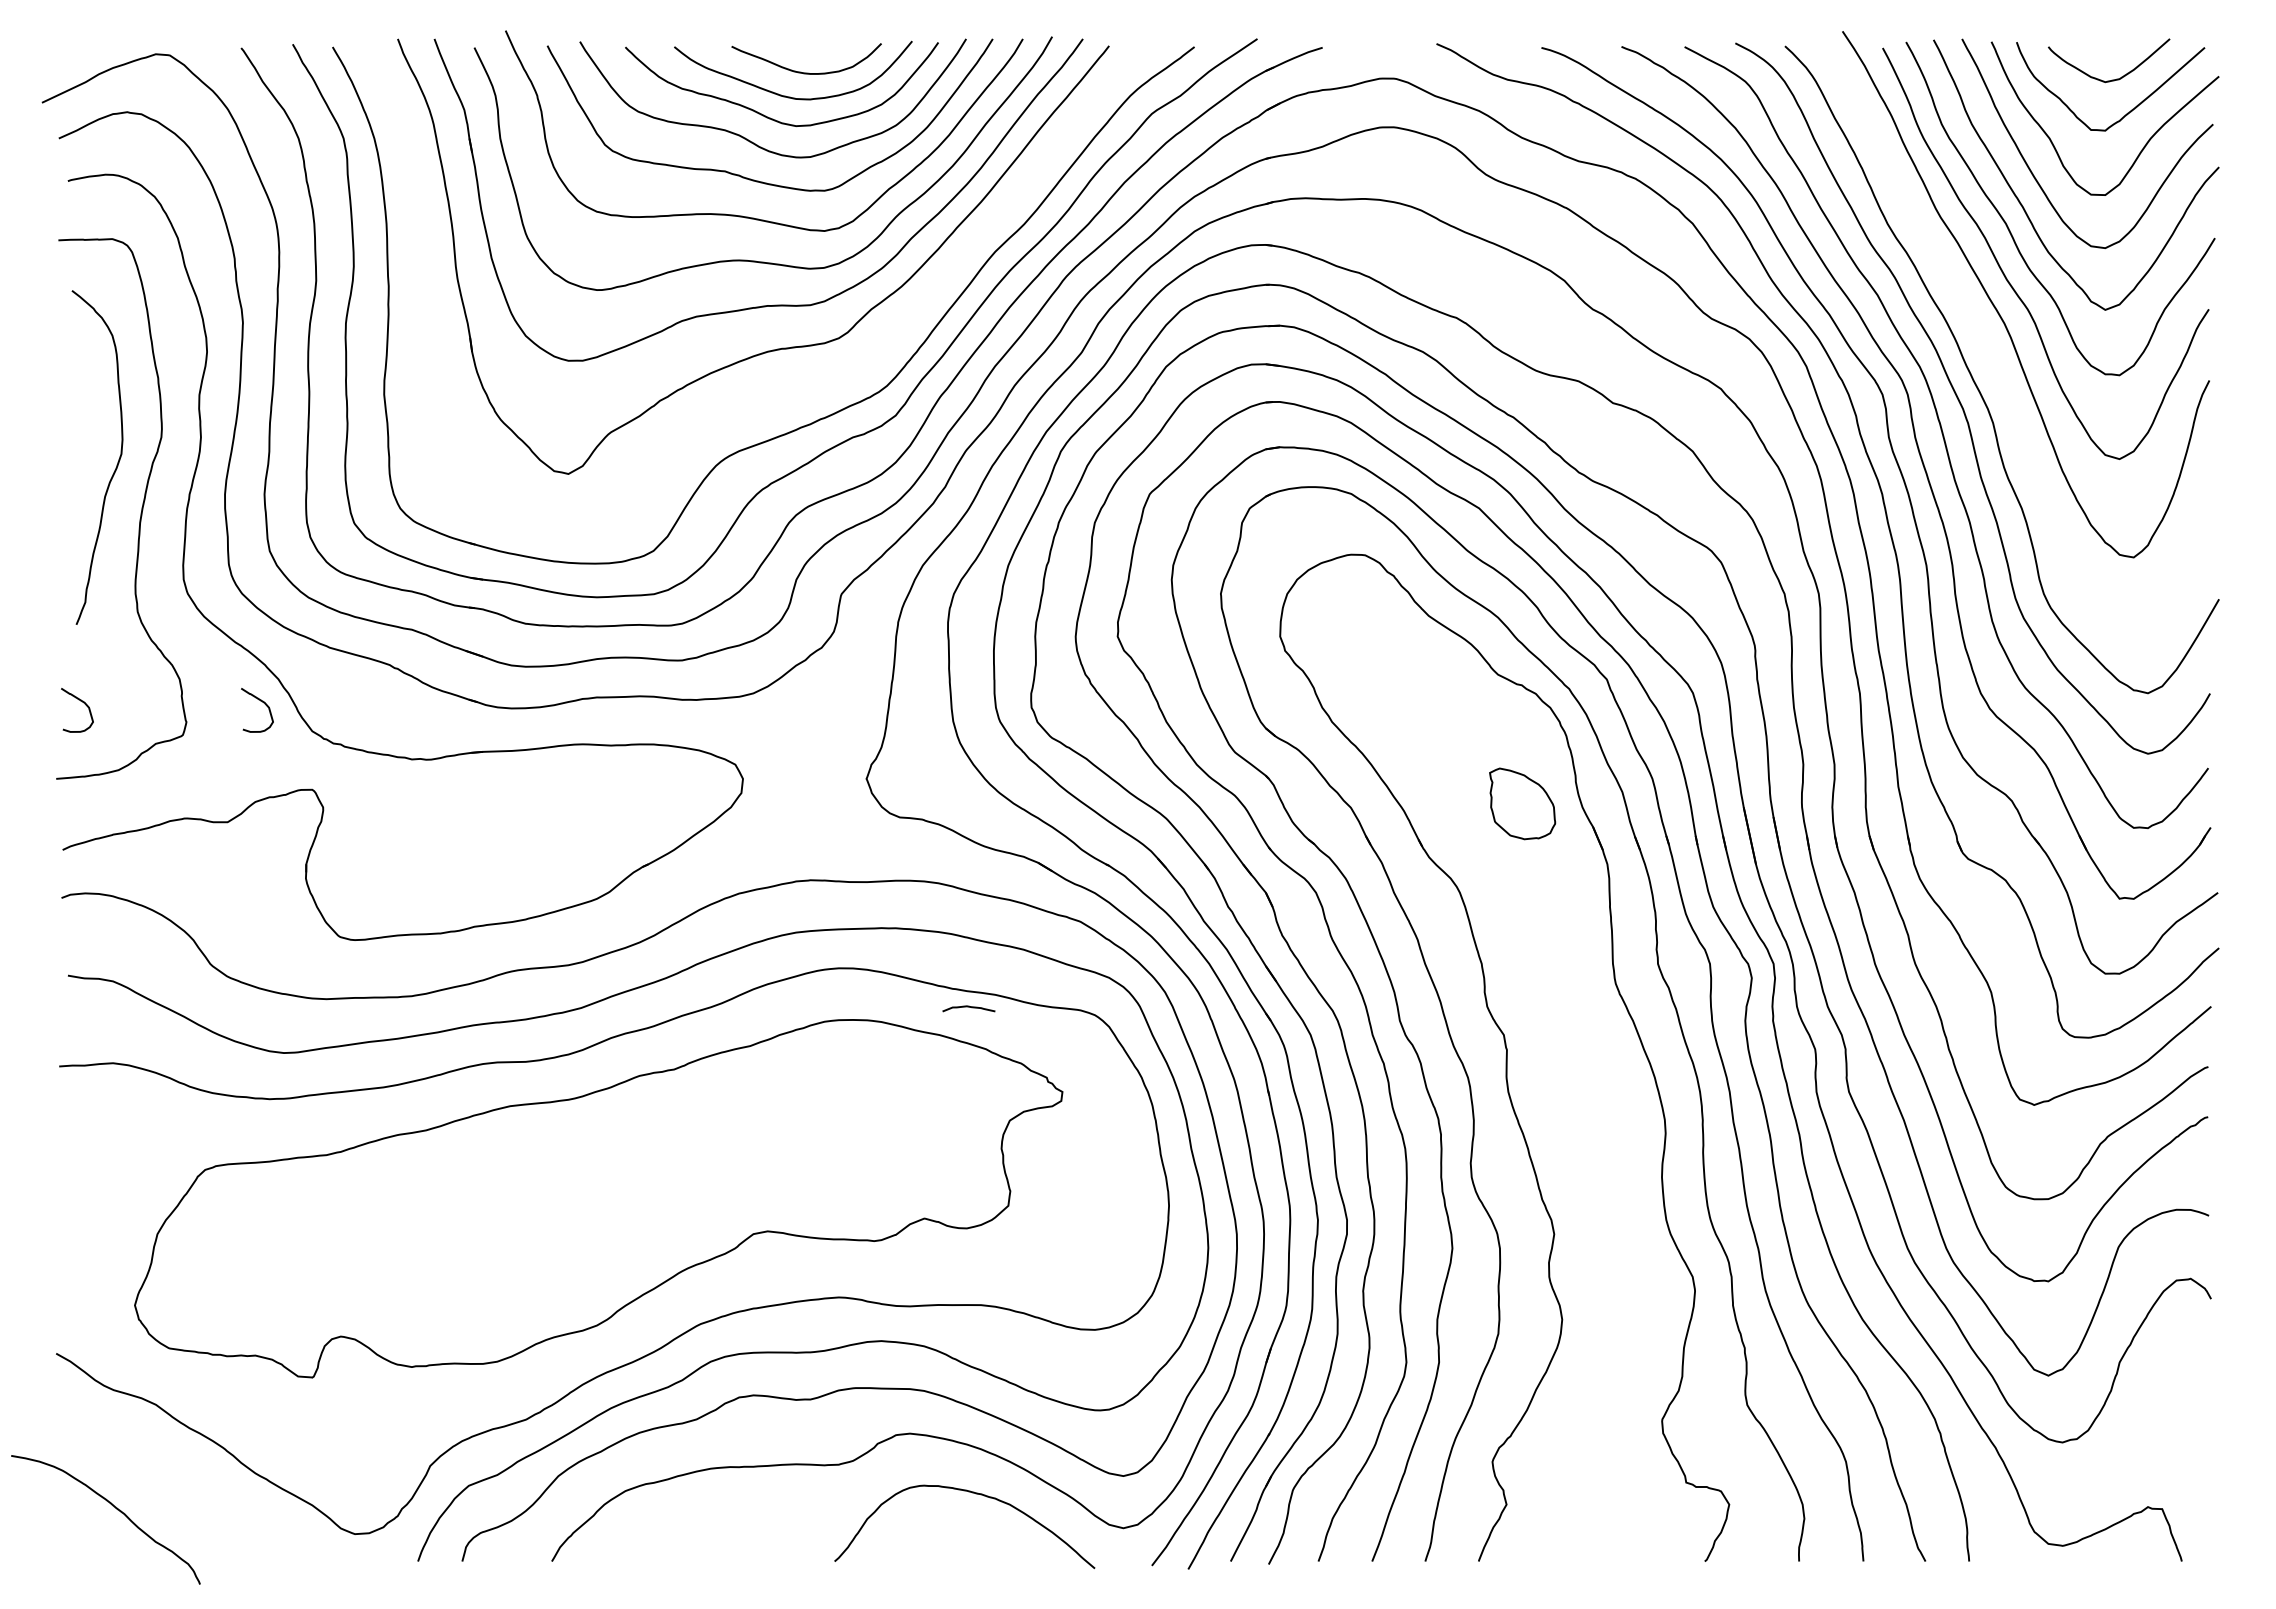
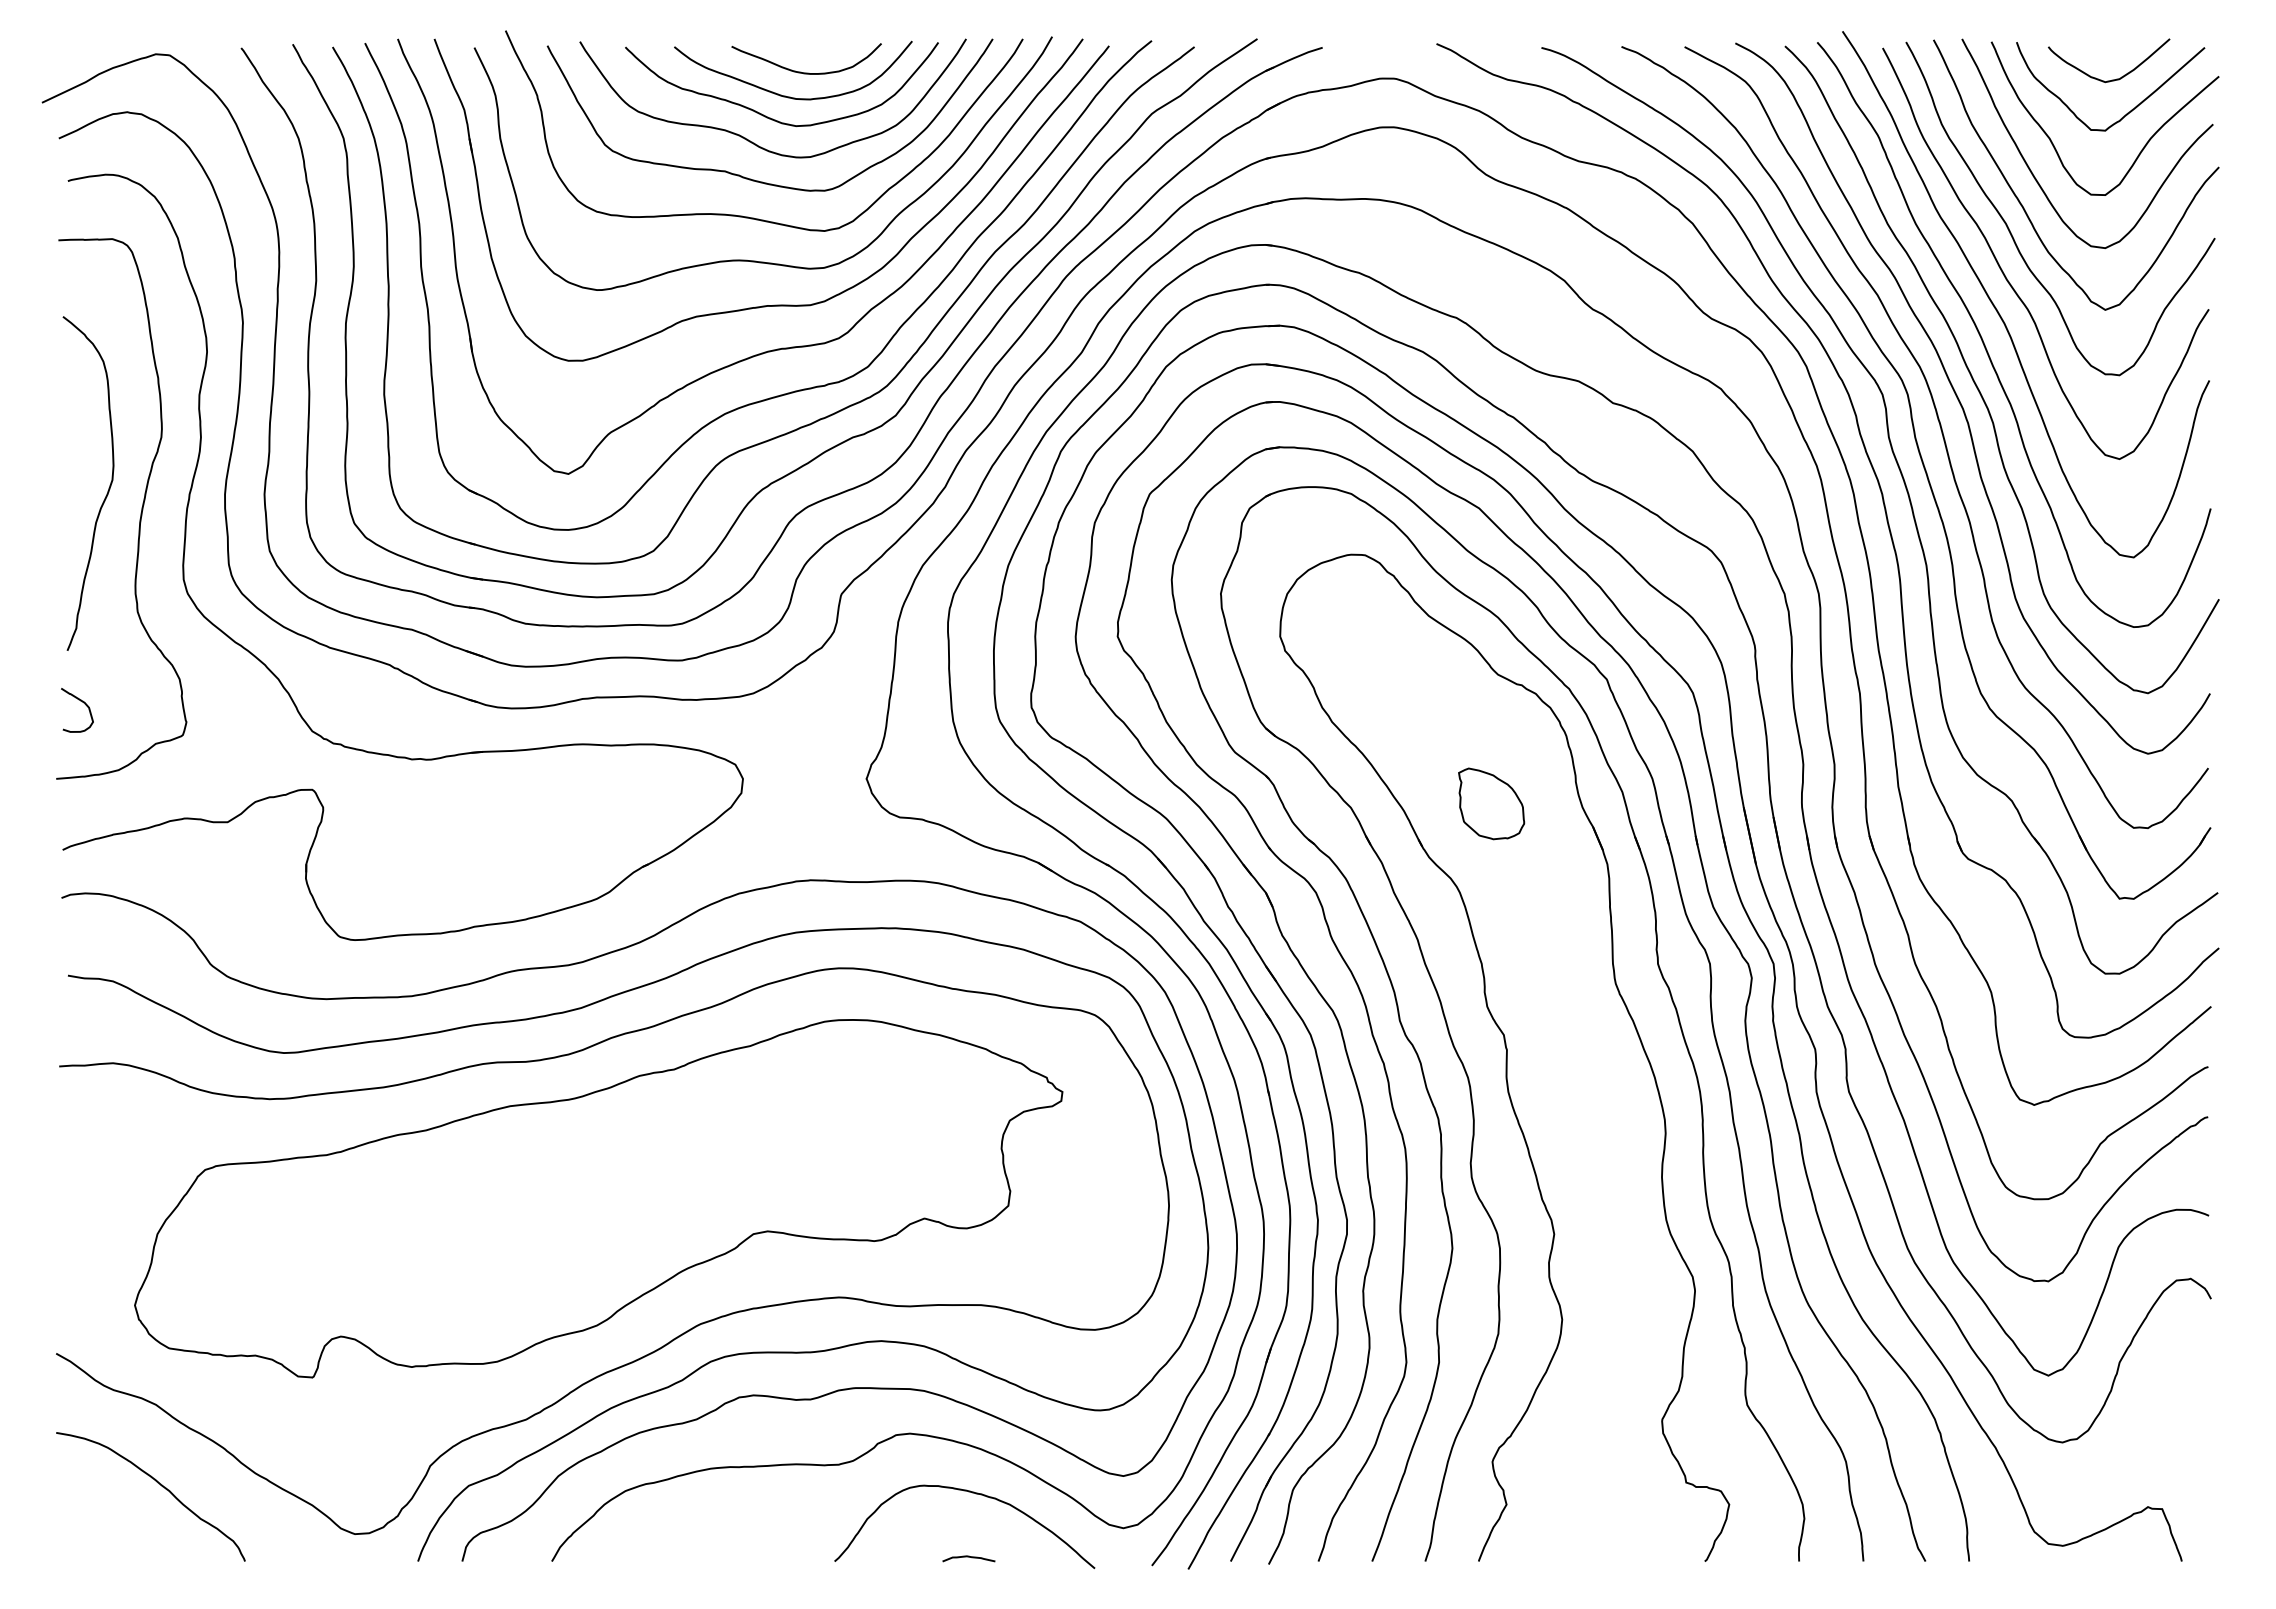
curve: none -> present (1985, 344)
part: none -> present (787, 392)
curve position: (116, 464) -> (107, 490) (107, 490)
curve: present -> none (263, 703)
part position: (1522, 803) -> (1491, 803) (1491, 803)
curve position: (968, 1007) -> (968, 1557) (968, 1557)
curve position: (112, 1506) -> (157, 1483) (157, 1483)
